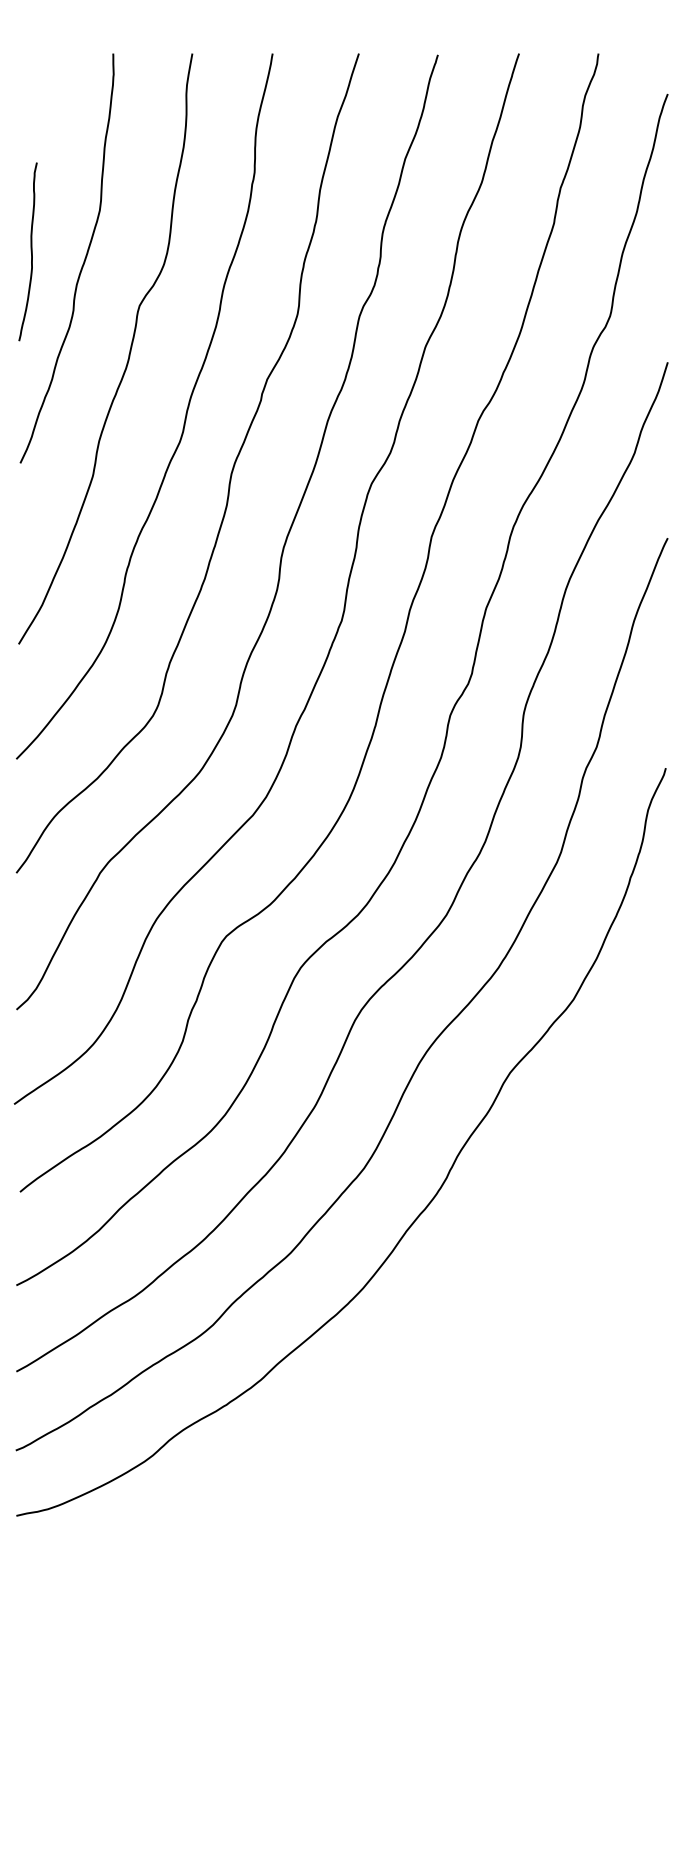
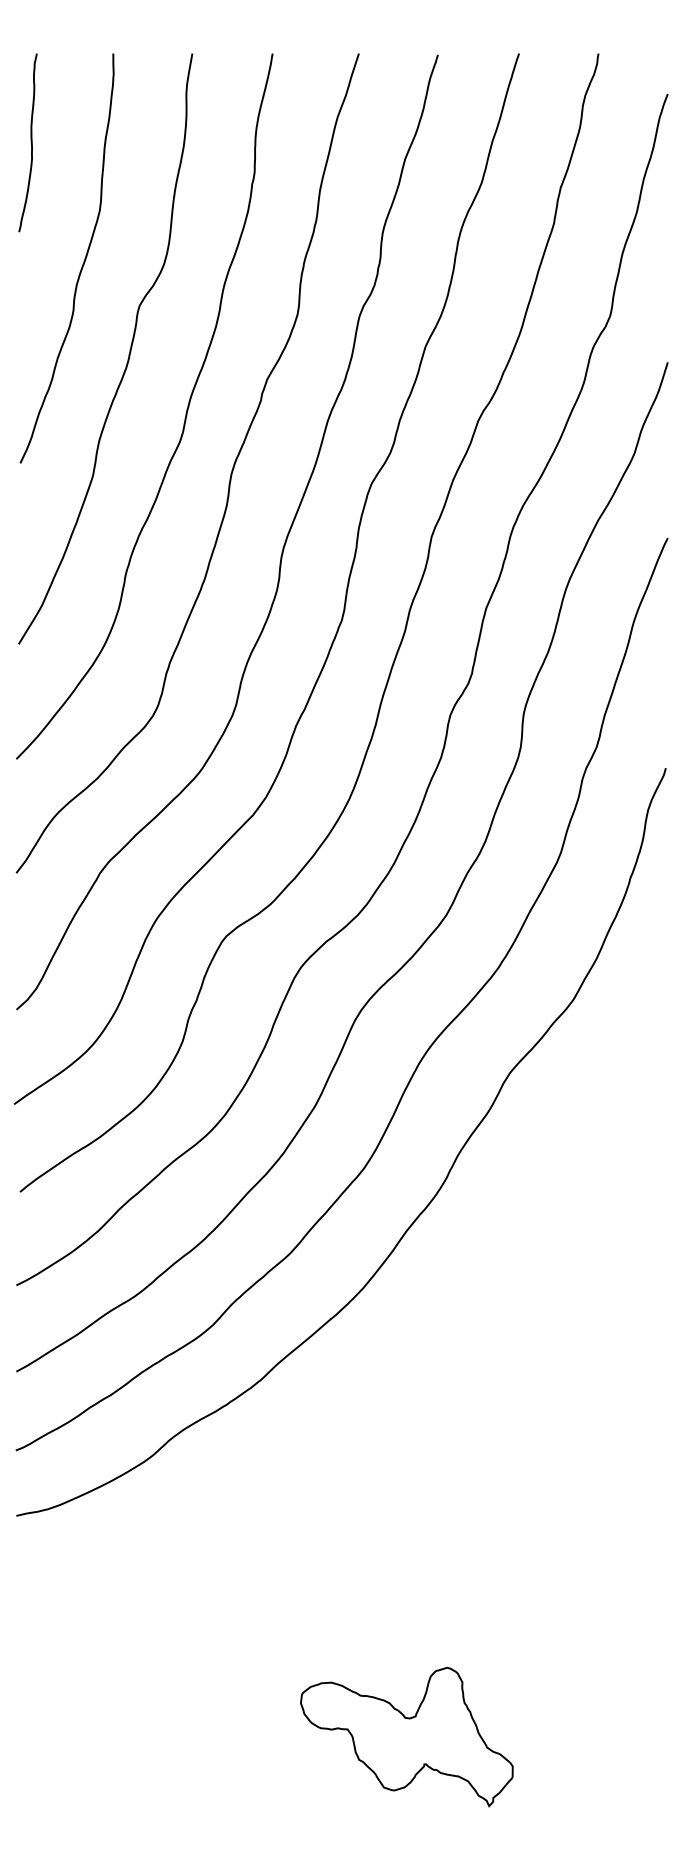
curve position: (30, 251) -> (30, 142) (30, 142)
part: none -> present (406, 1736)
